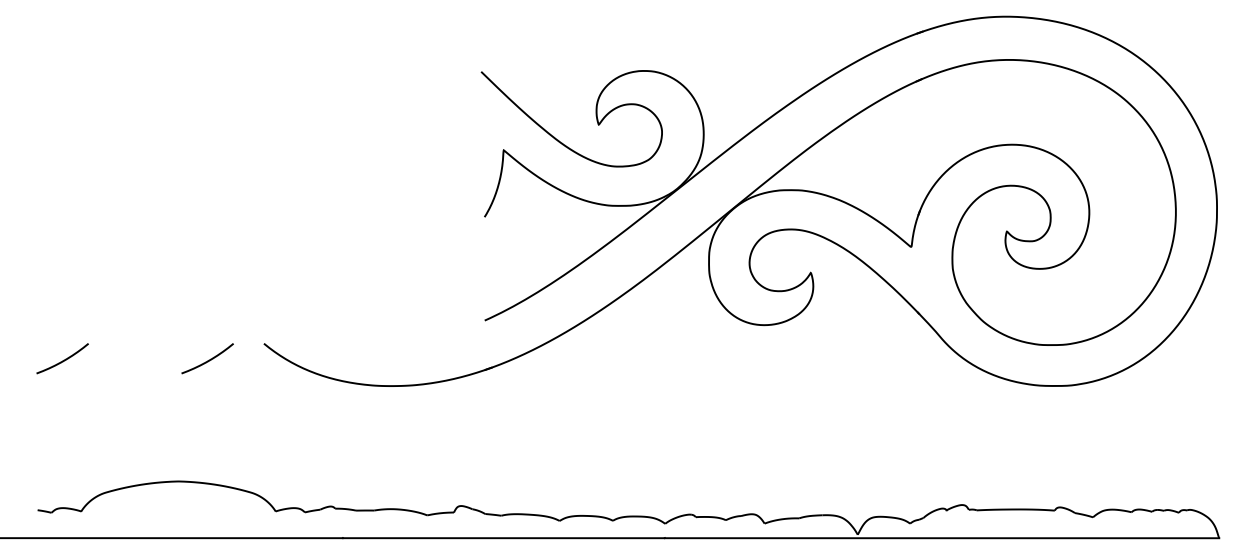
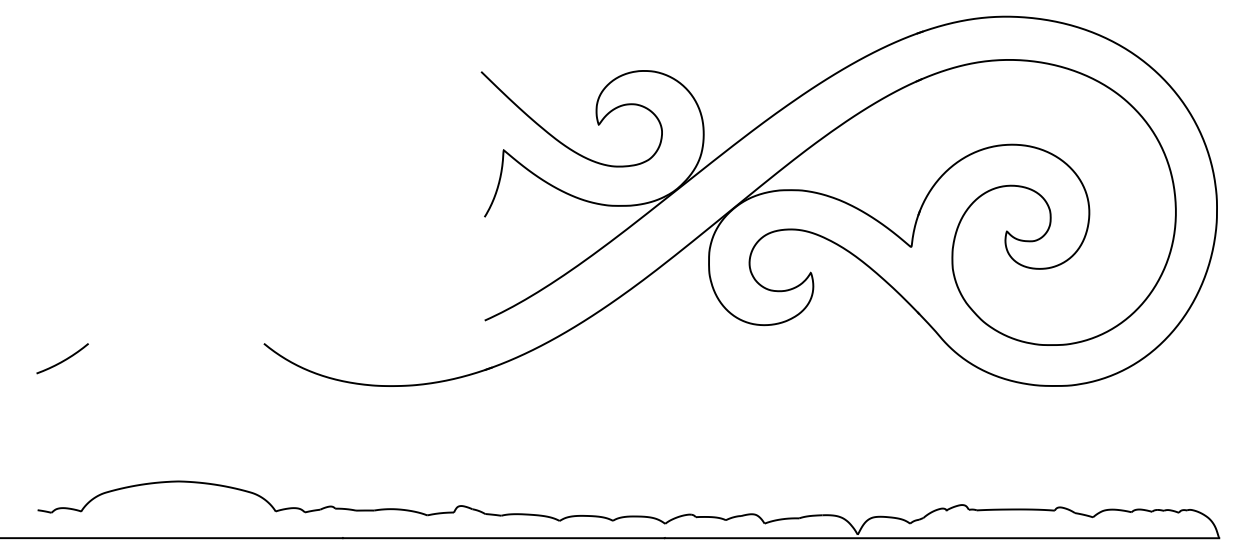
curve: present -> none (207, 360)
